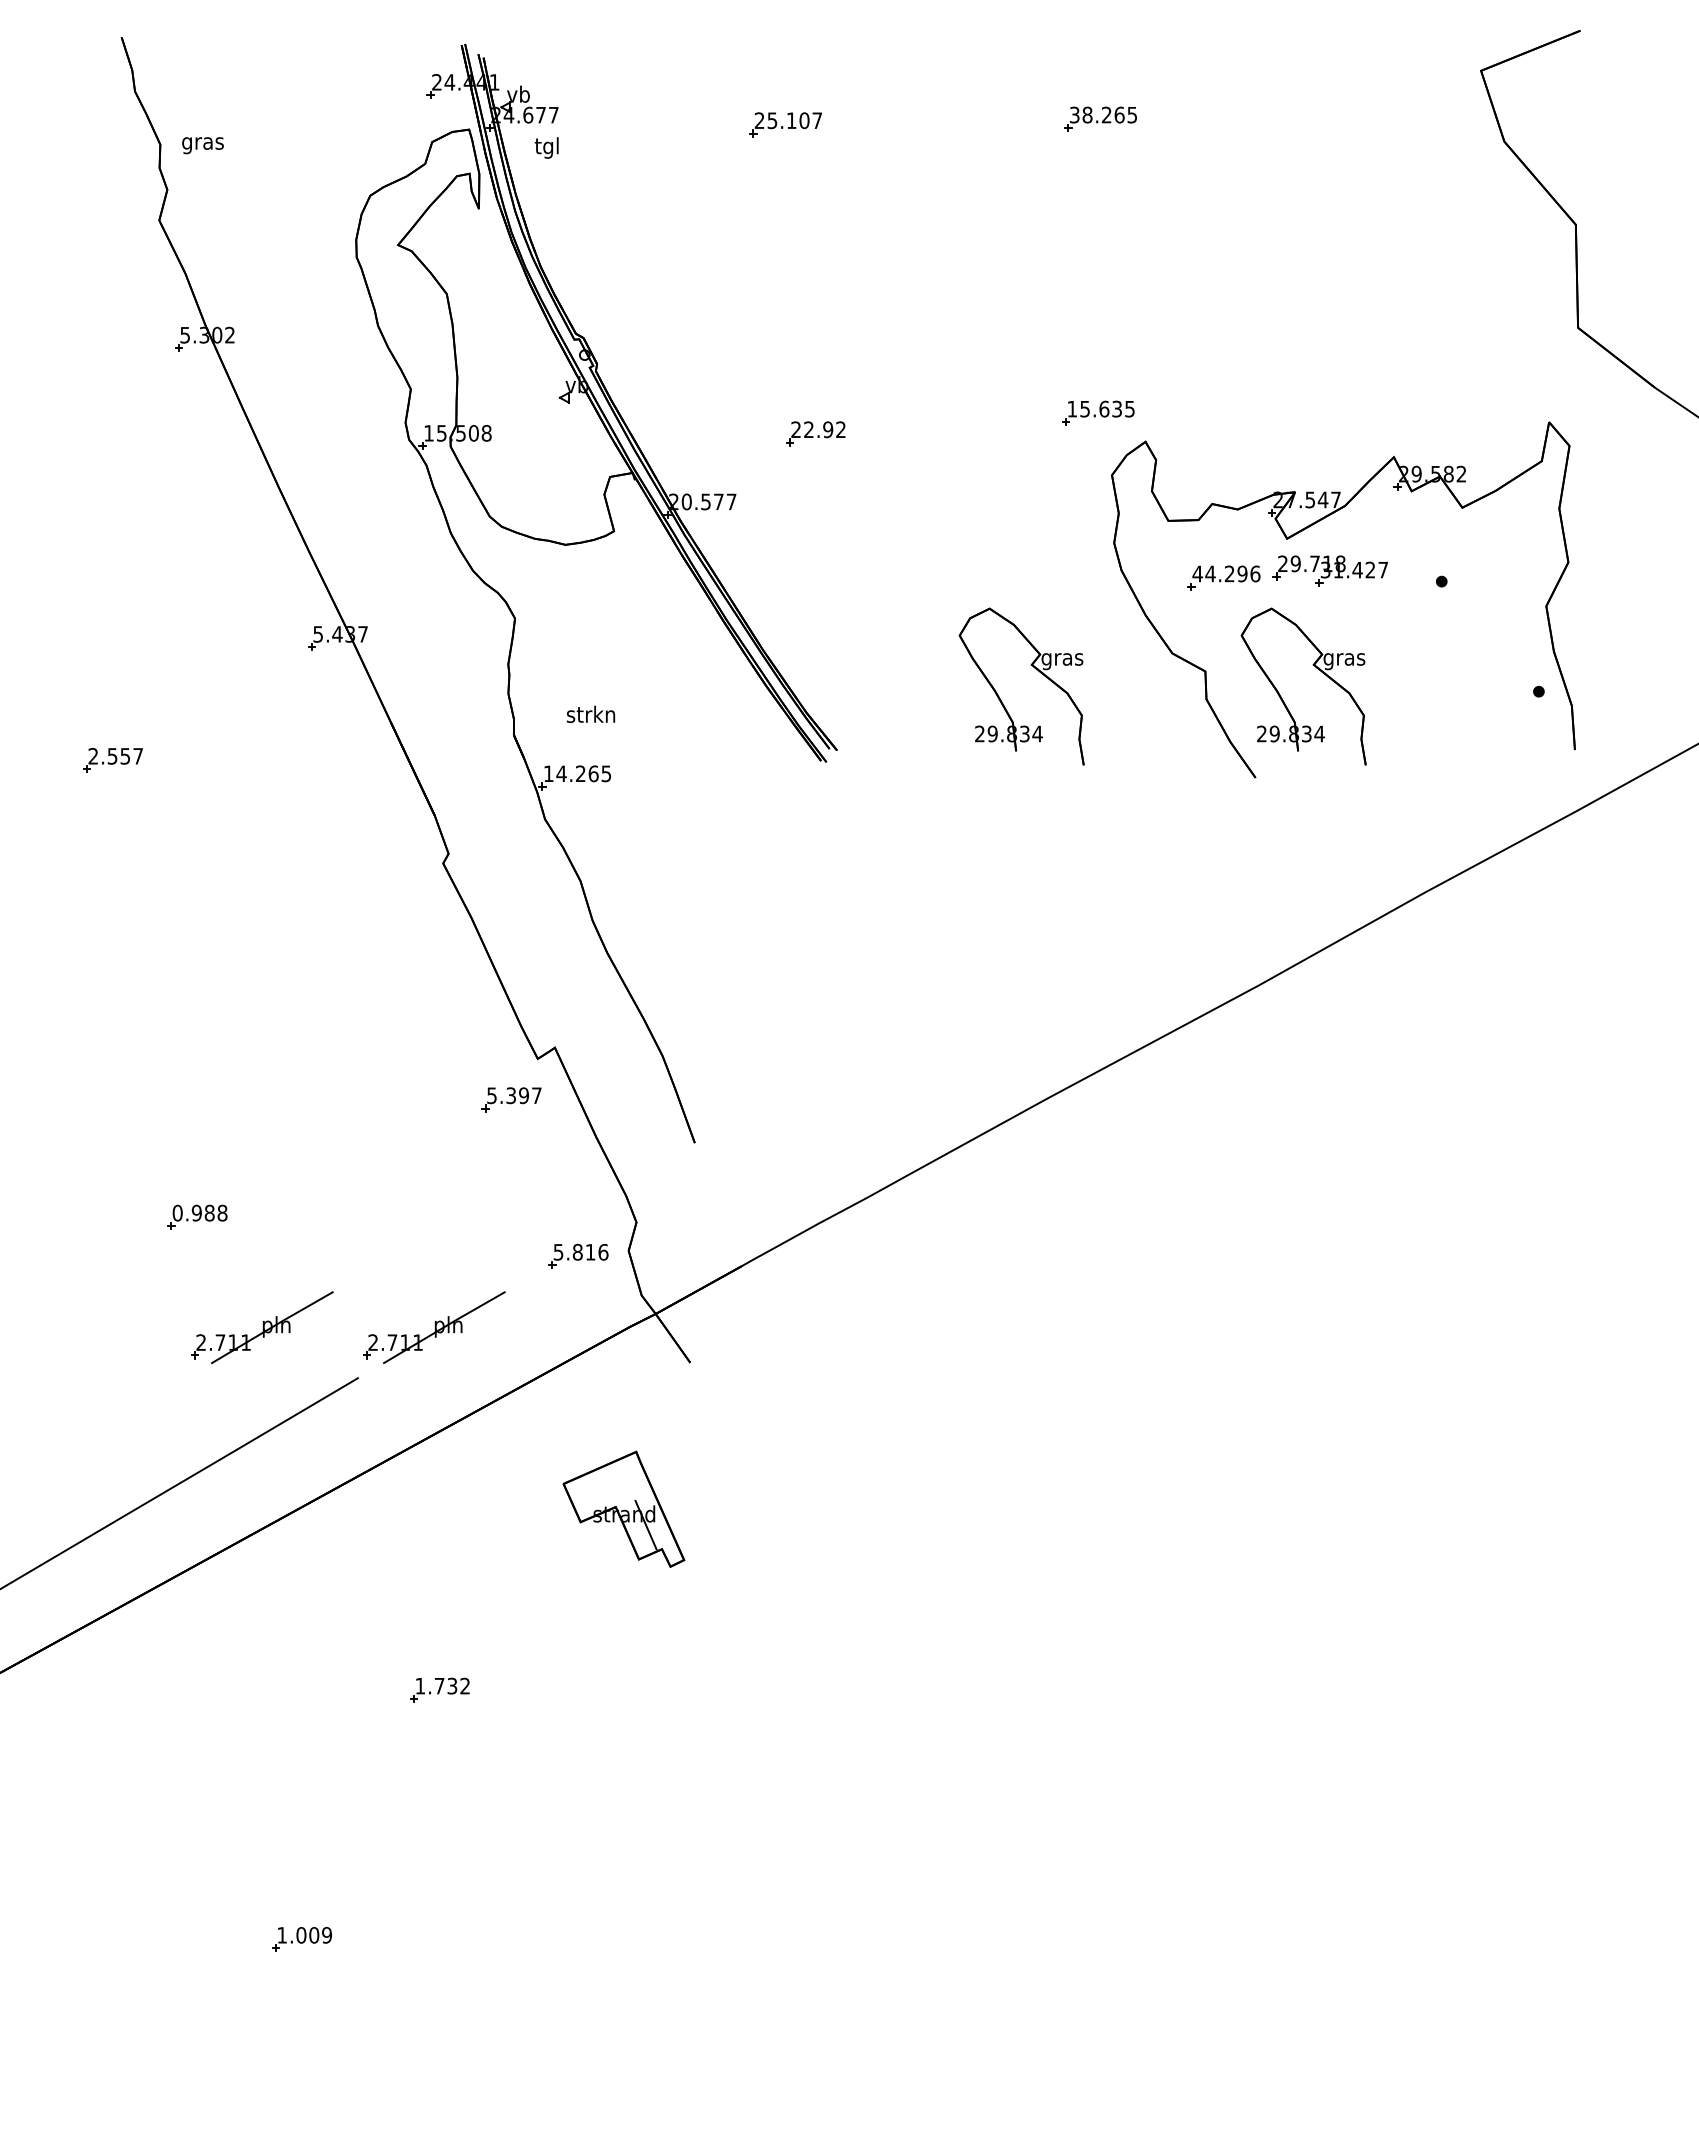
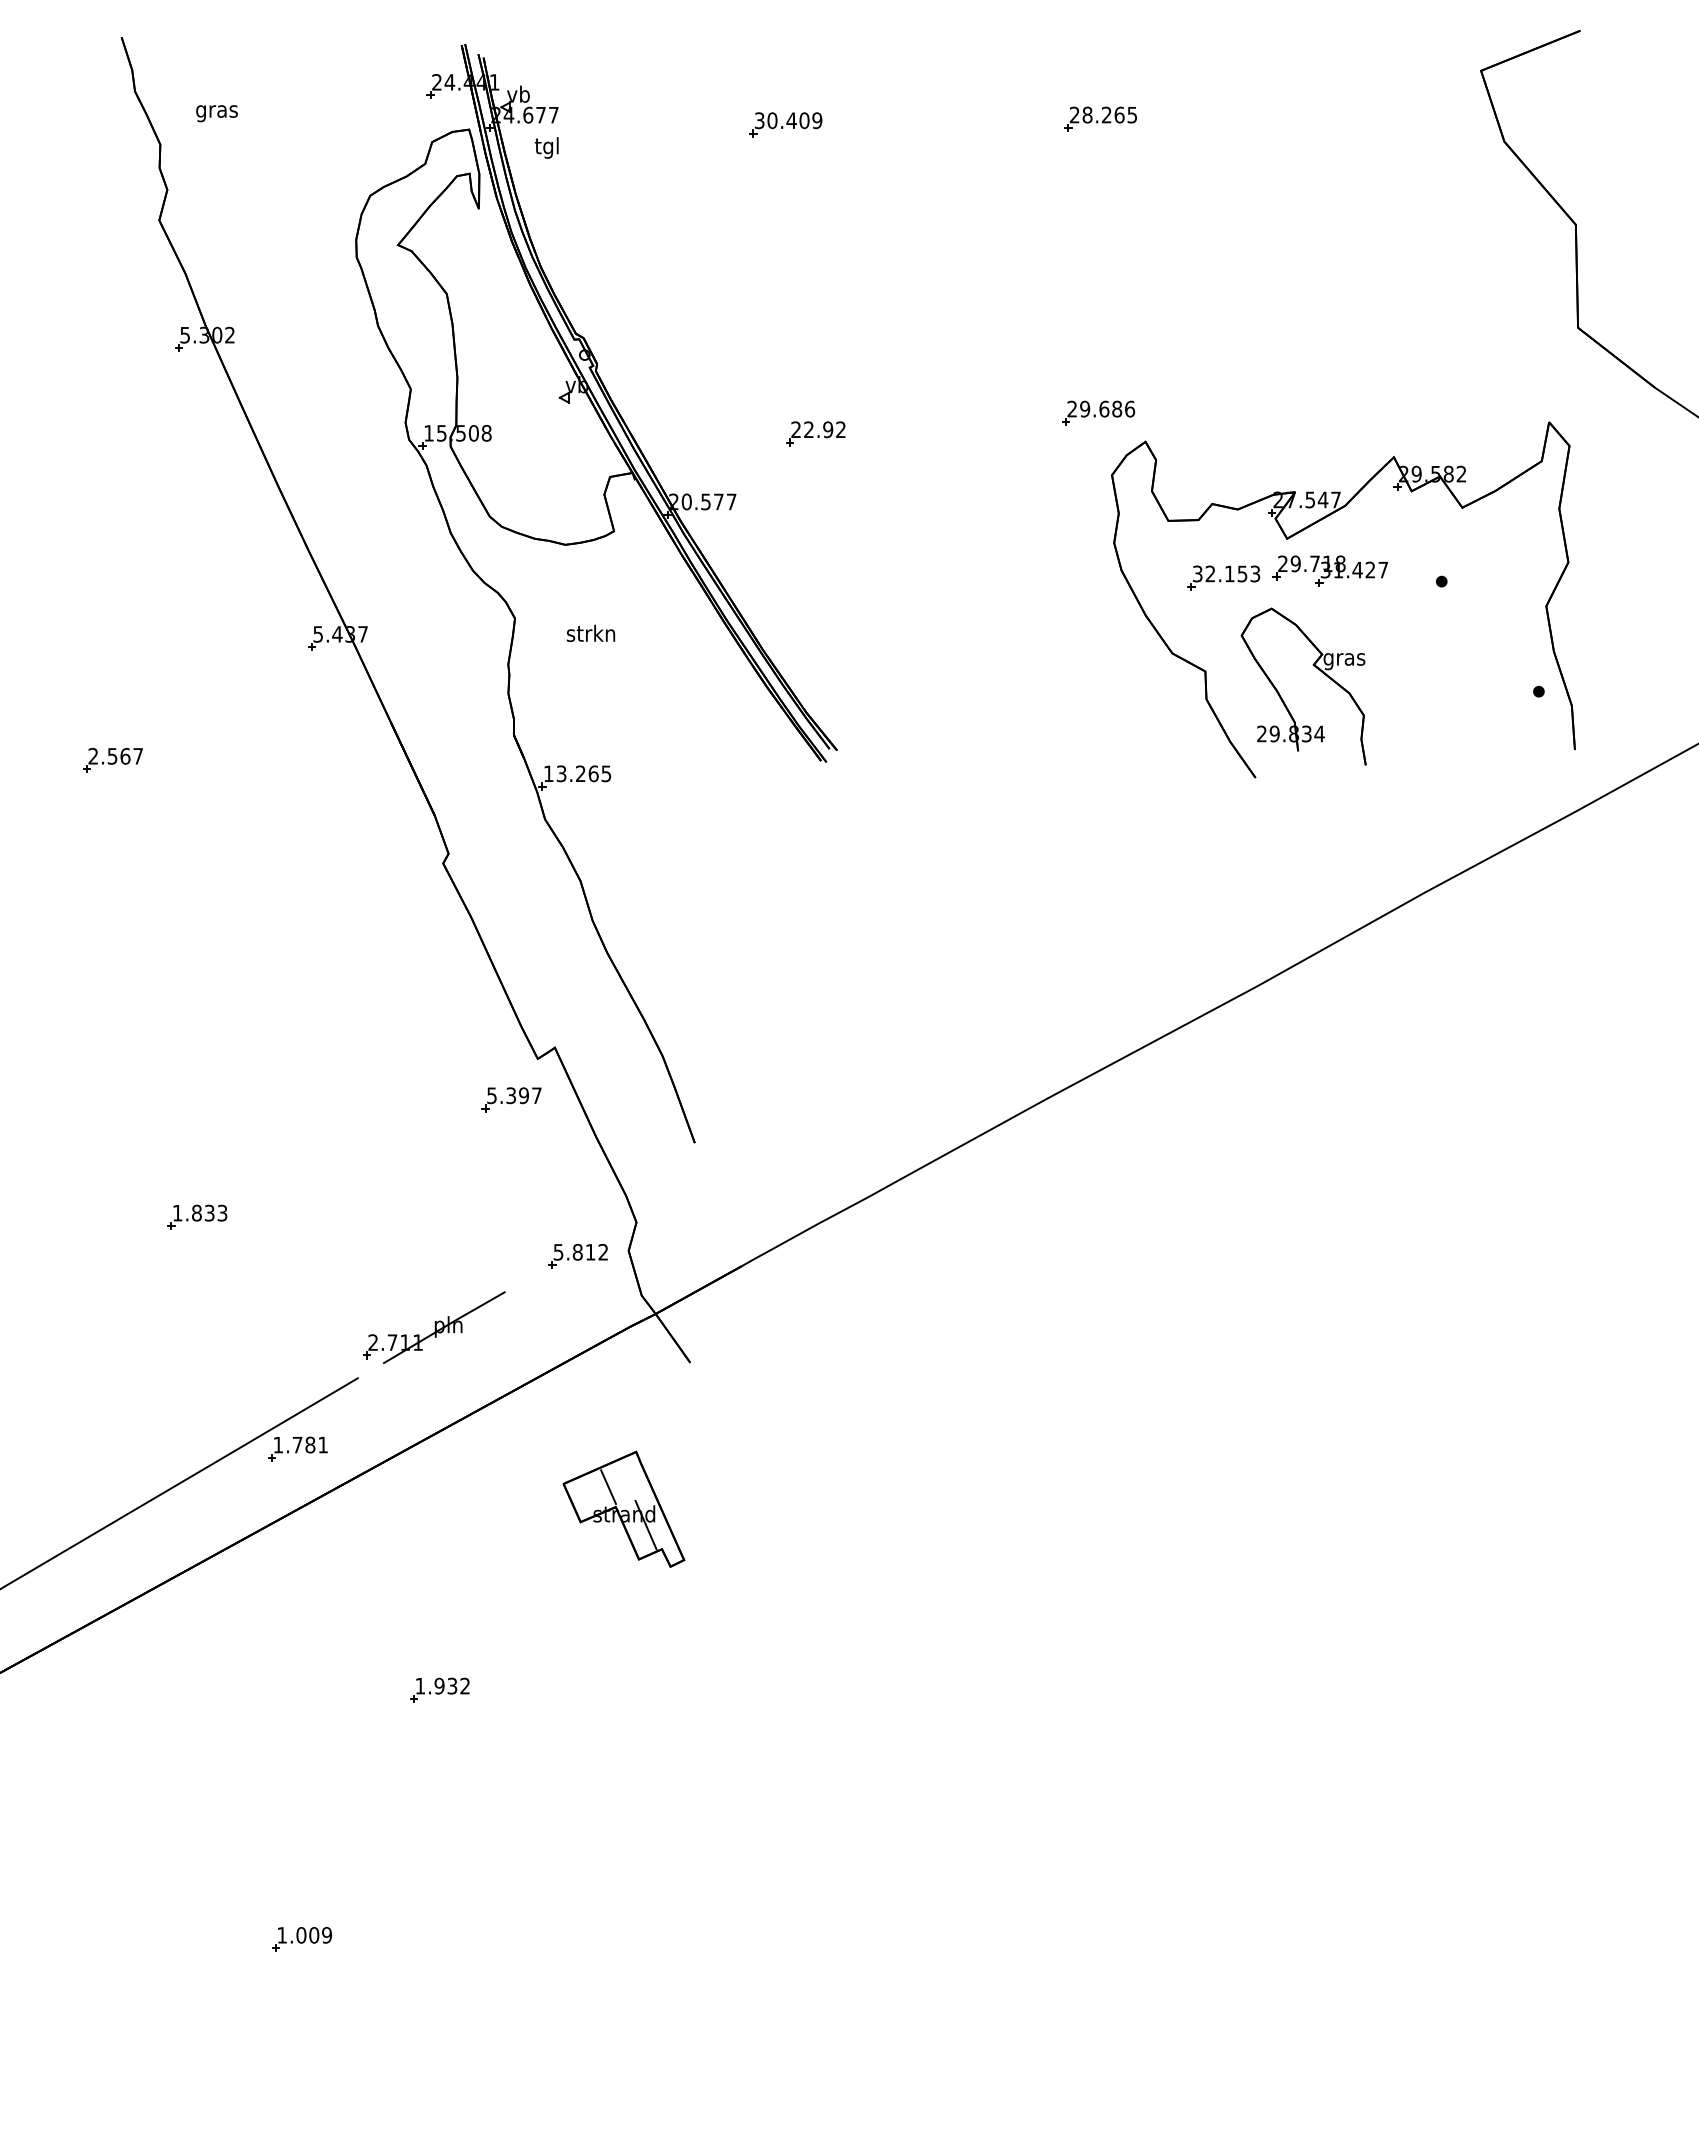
text: 38.265 -> 28.265 (1074, 115)
text: 25.107 -> 30.409 (788, 120)
text position: (202, 145) -> (216, 113) (216, 113)
text: 15.635 -> 29.686 (1101, 408)
text: 44.296 -> 32.153 (1226, 573)
part: present -> none (1035, 669)
text position: (590, 713) -> (590, 632) (590, 632)
text: 2.557 -> 2.567 (125, 756)
text: 14.265 -> 13.265 (561, 773)
text: 0.988 -> 1.833 (199, 1212)
text: 5.816 -> 5.812 (603, 1251)
part: present -> none (262, 1327)
part: none -> present (297, 1448)
line: none -> present (608, 1486)
text: 1.732 -> 1.932 (439, 1685)
